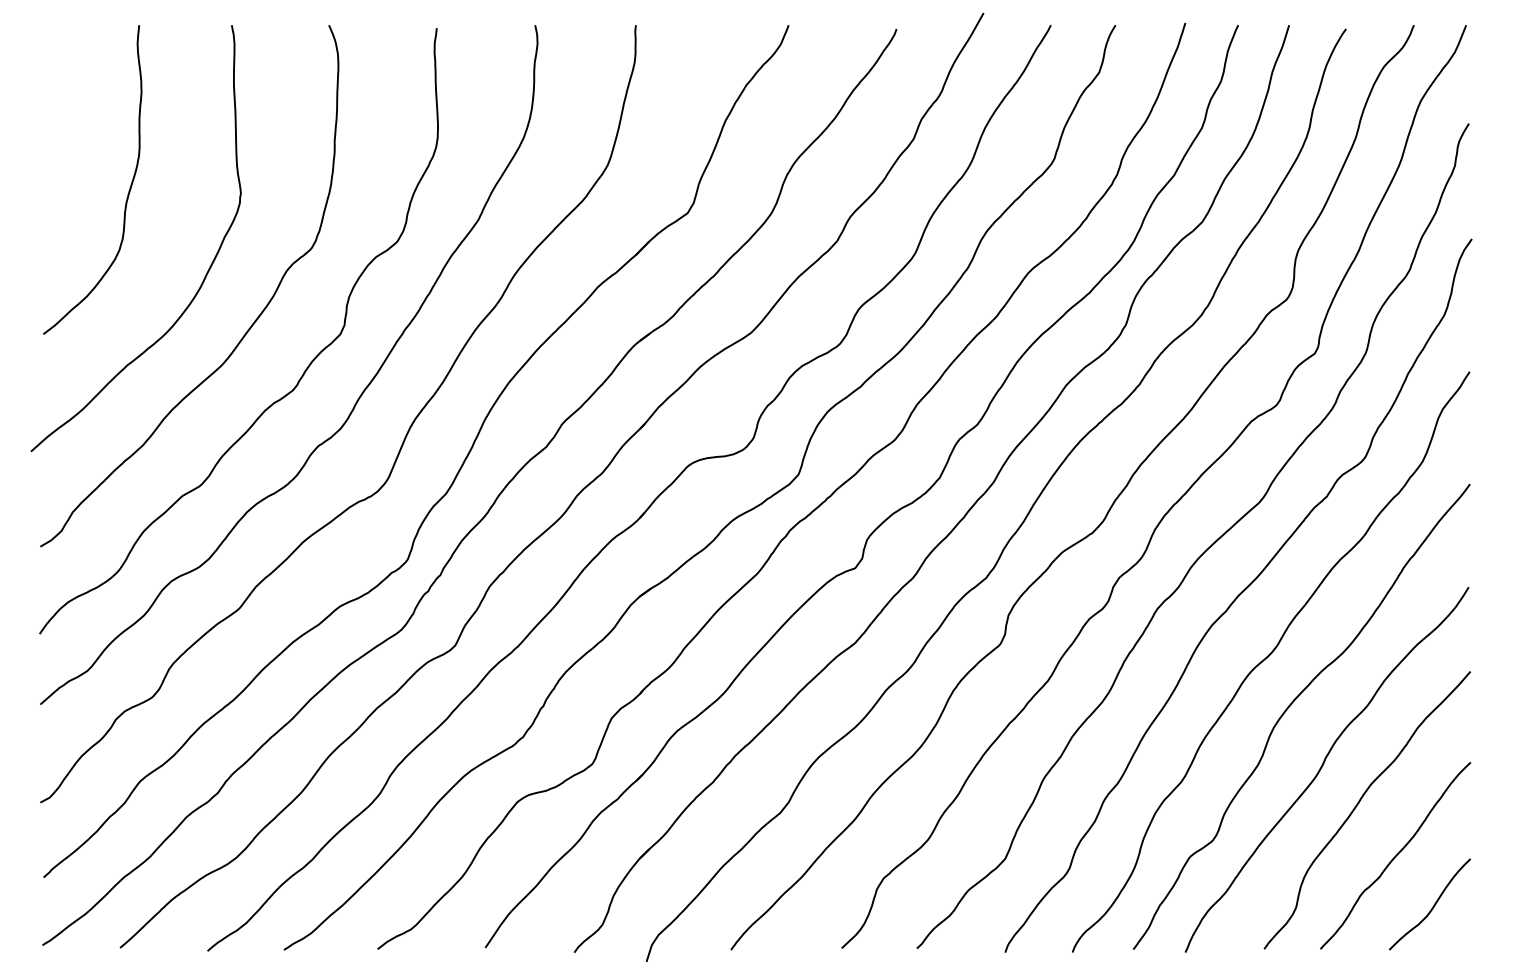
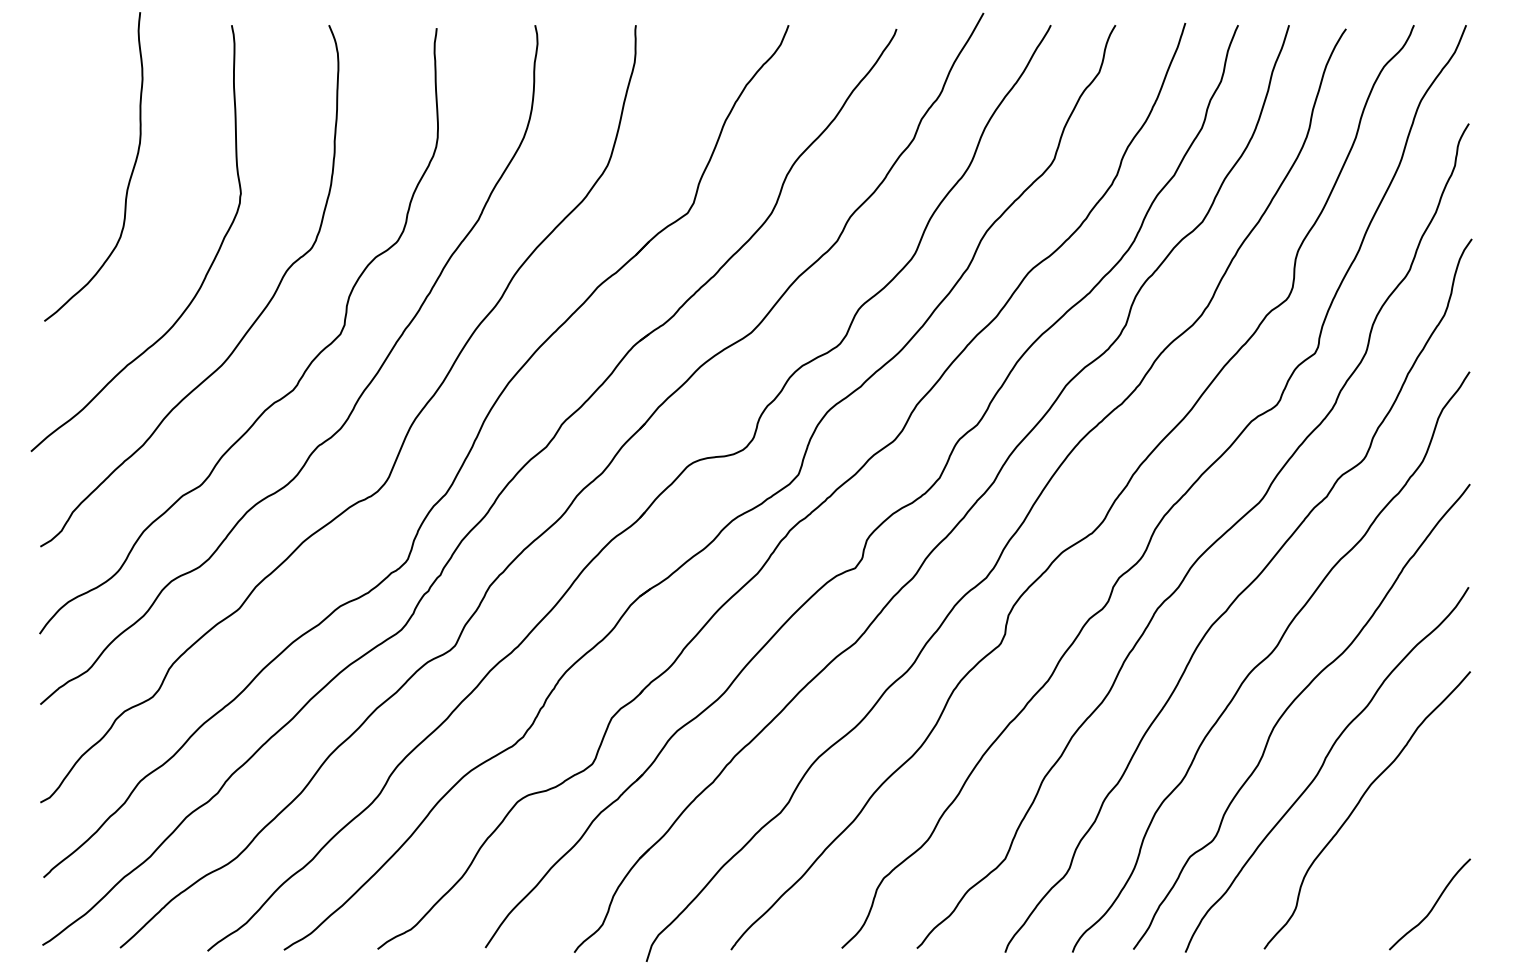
curve position: (128, 190) -> (129, 177) (129, 177)
curve: present -> none (1395, 855)
